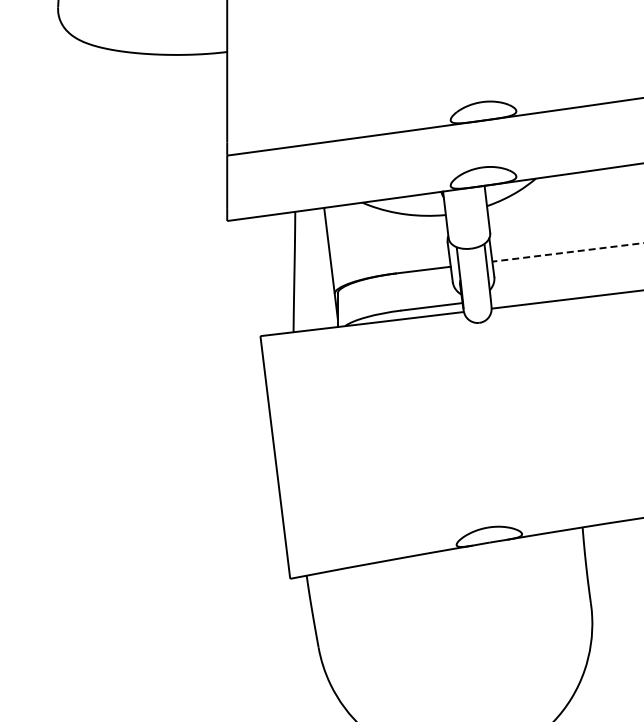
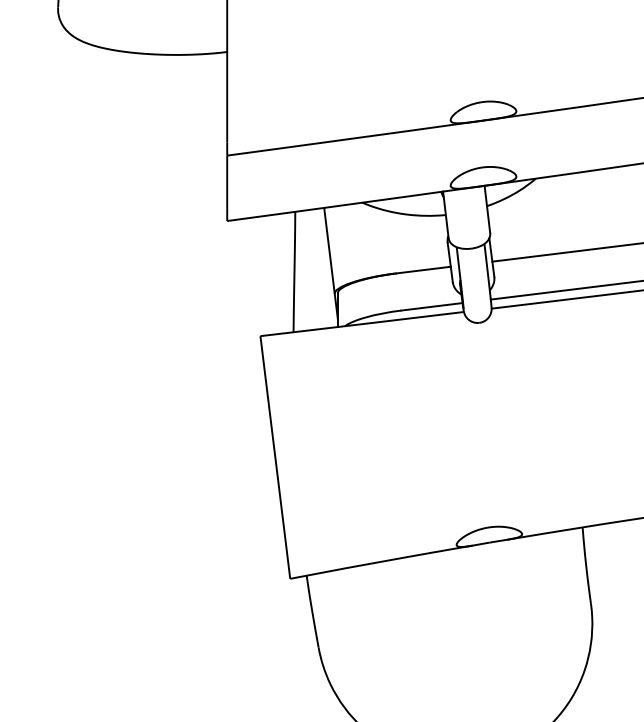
line: dashed -> solid (567, 252)
line: none -> present (565, 290)
